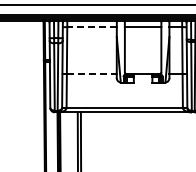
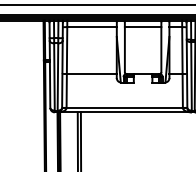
line: dashed -> solid (92, 27)
line: dashed -> solid (91, 74)
